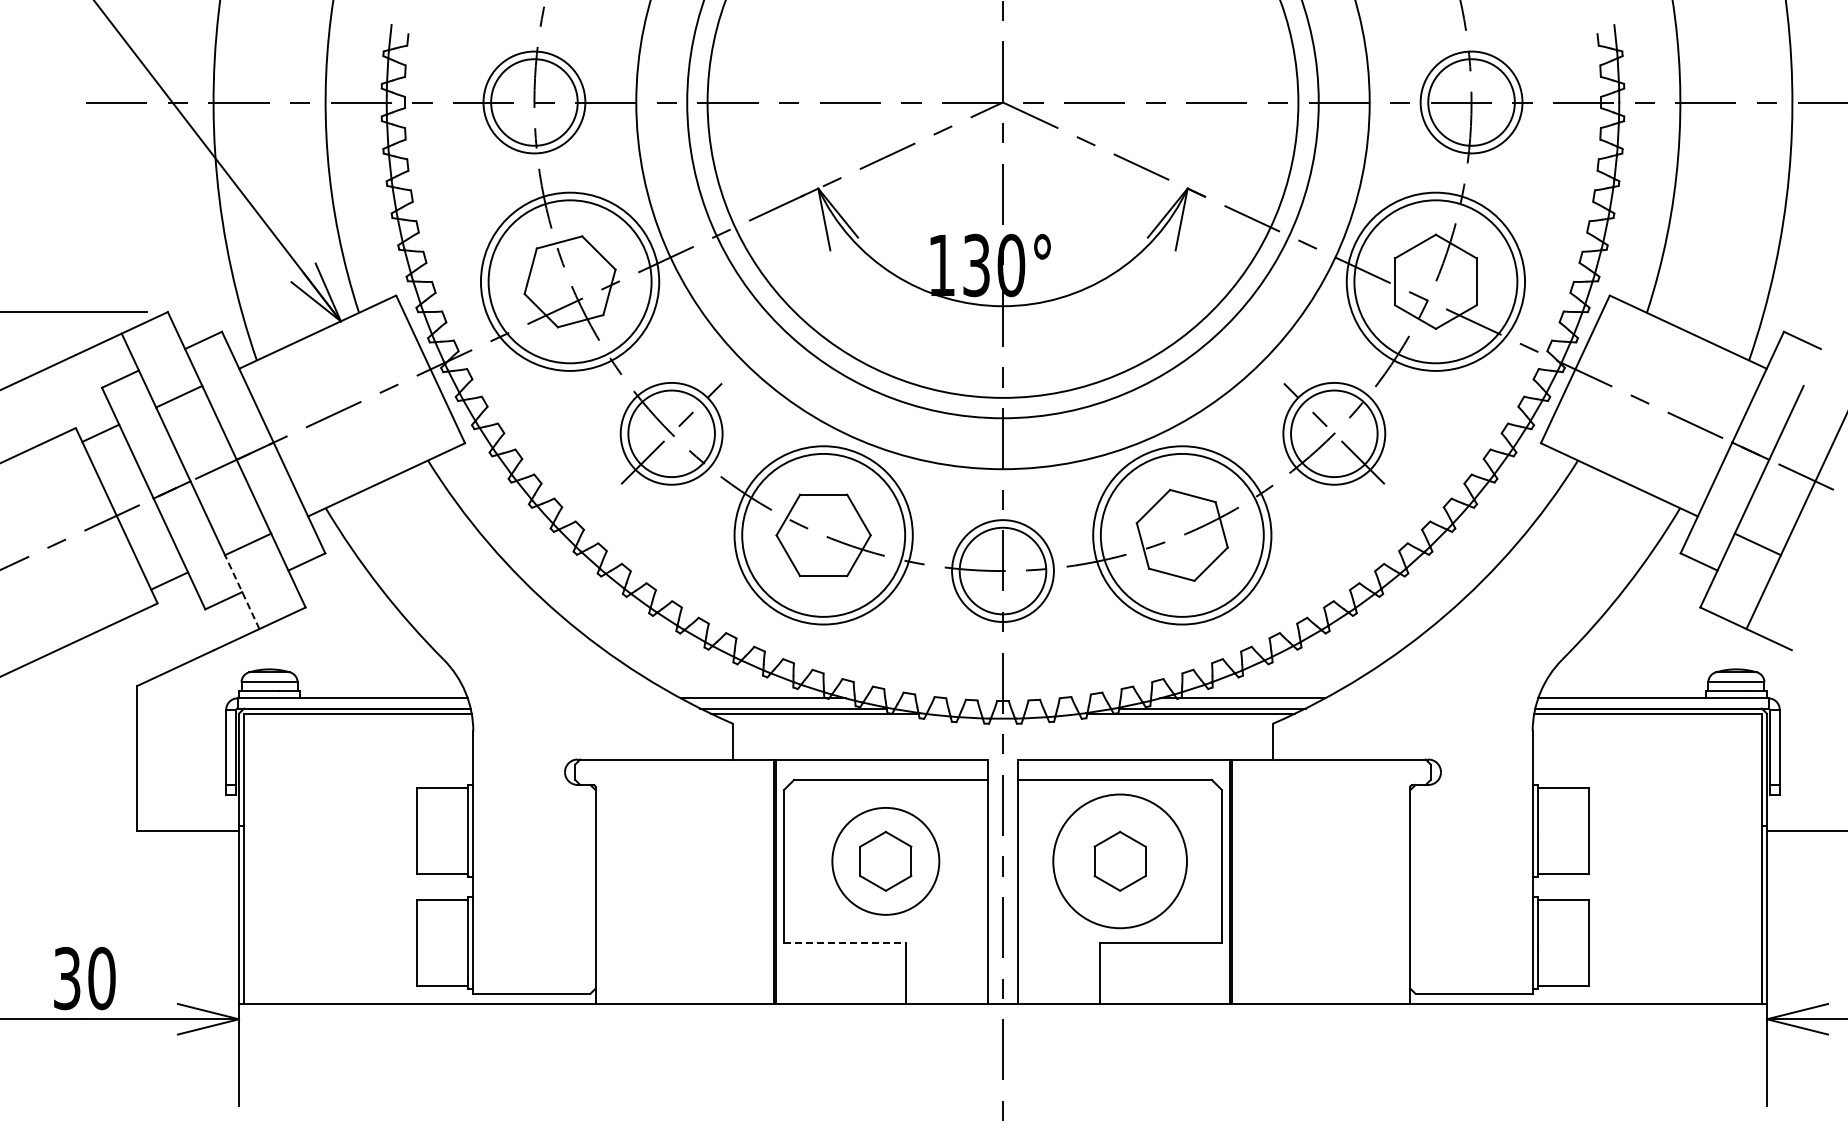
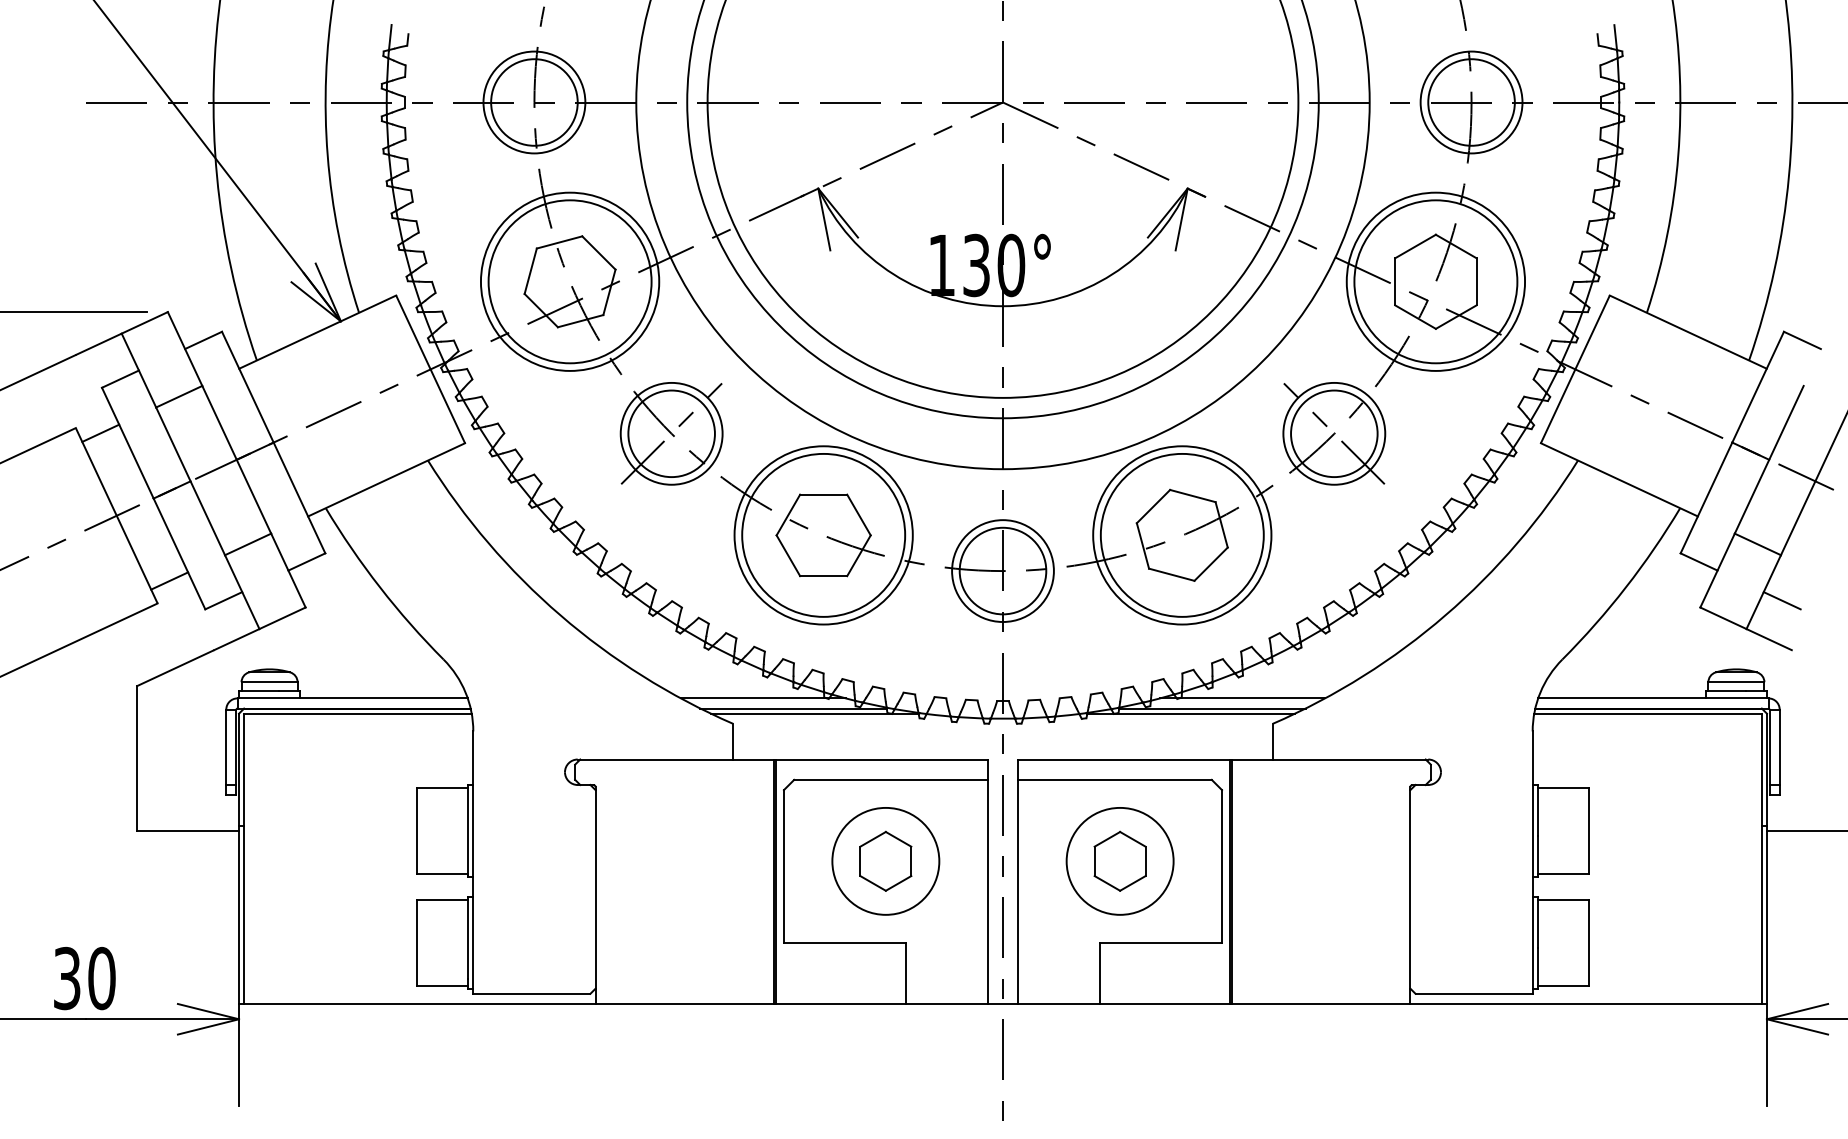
line: dashed -> solid (242, 592)
line: none -> present (1781, 600)
circle diameter: 134 px -> 107 px (1119, 860)
line: dashed -> solid (845, 942)
